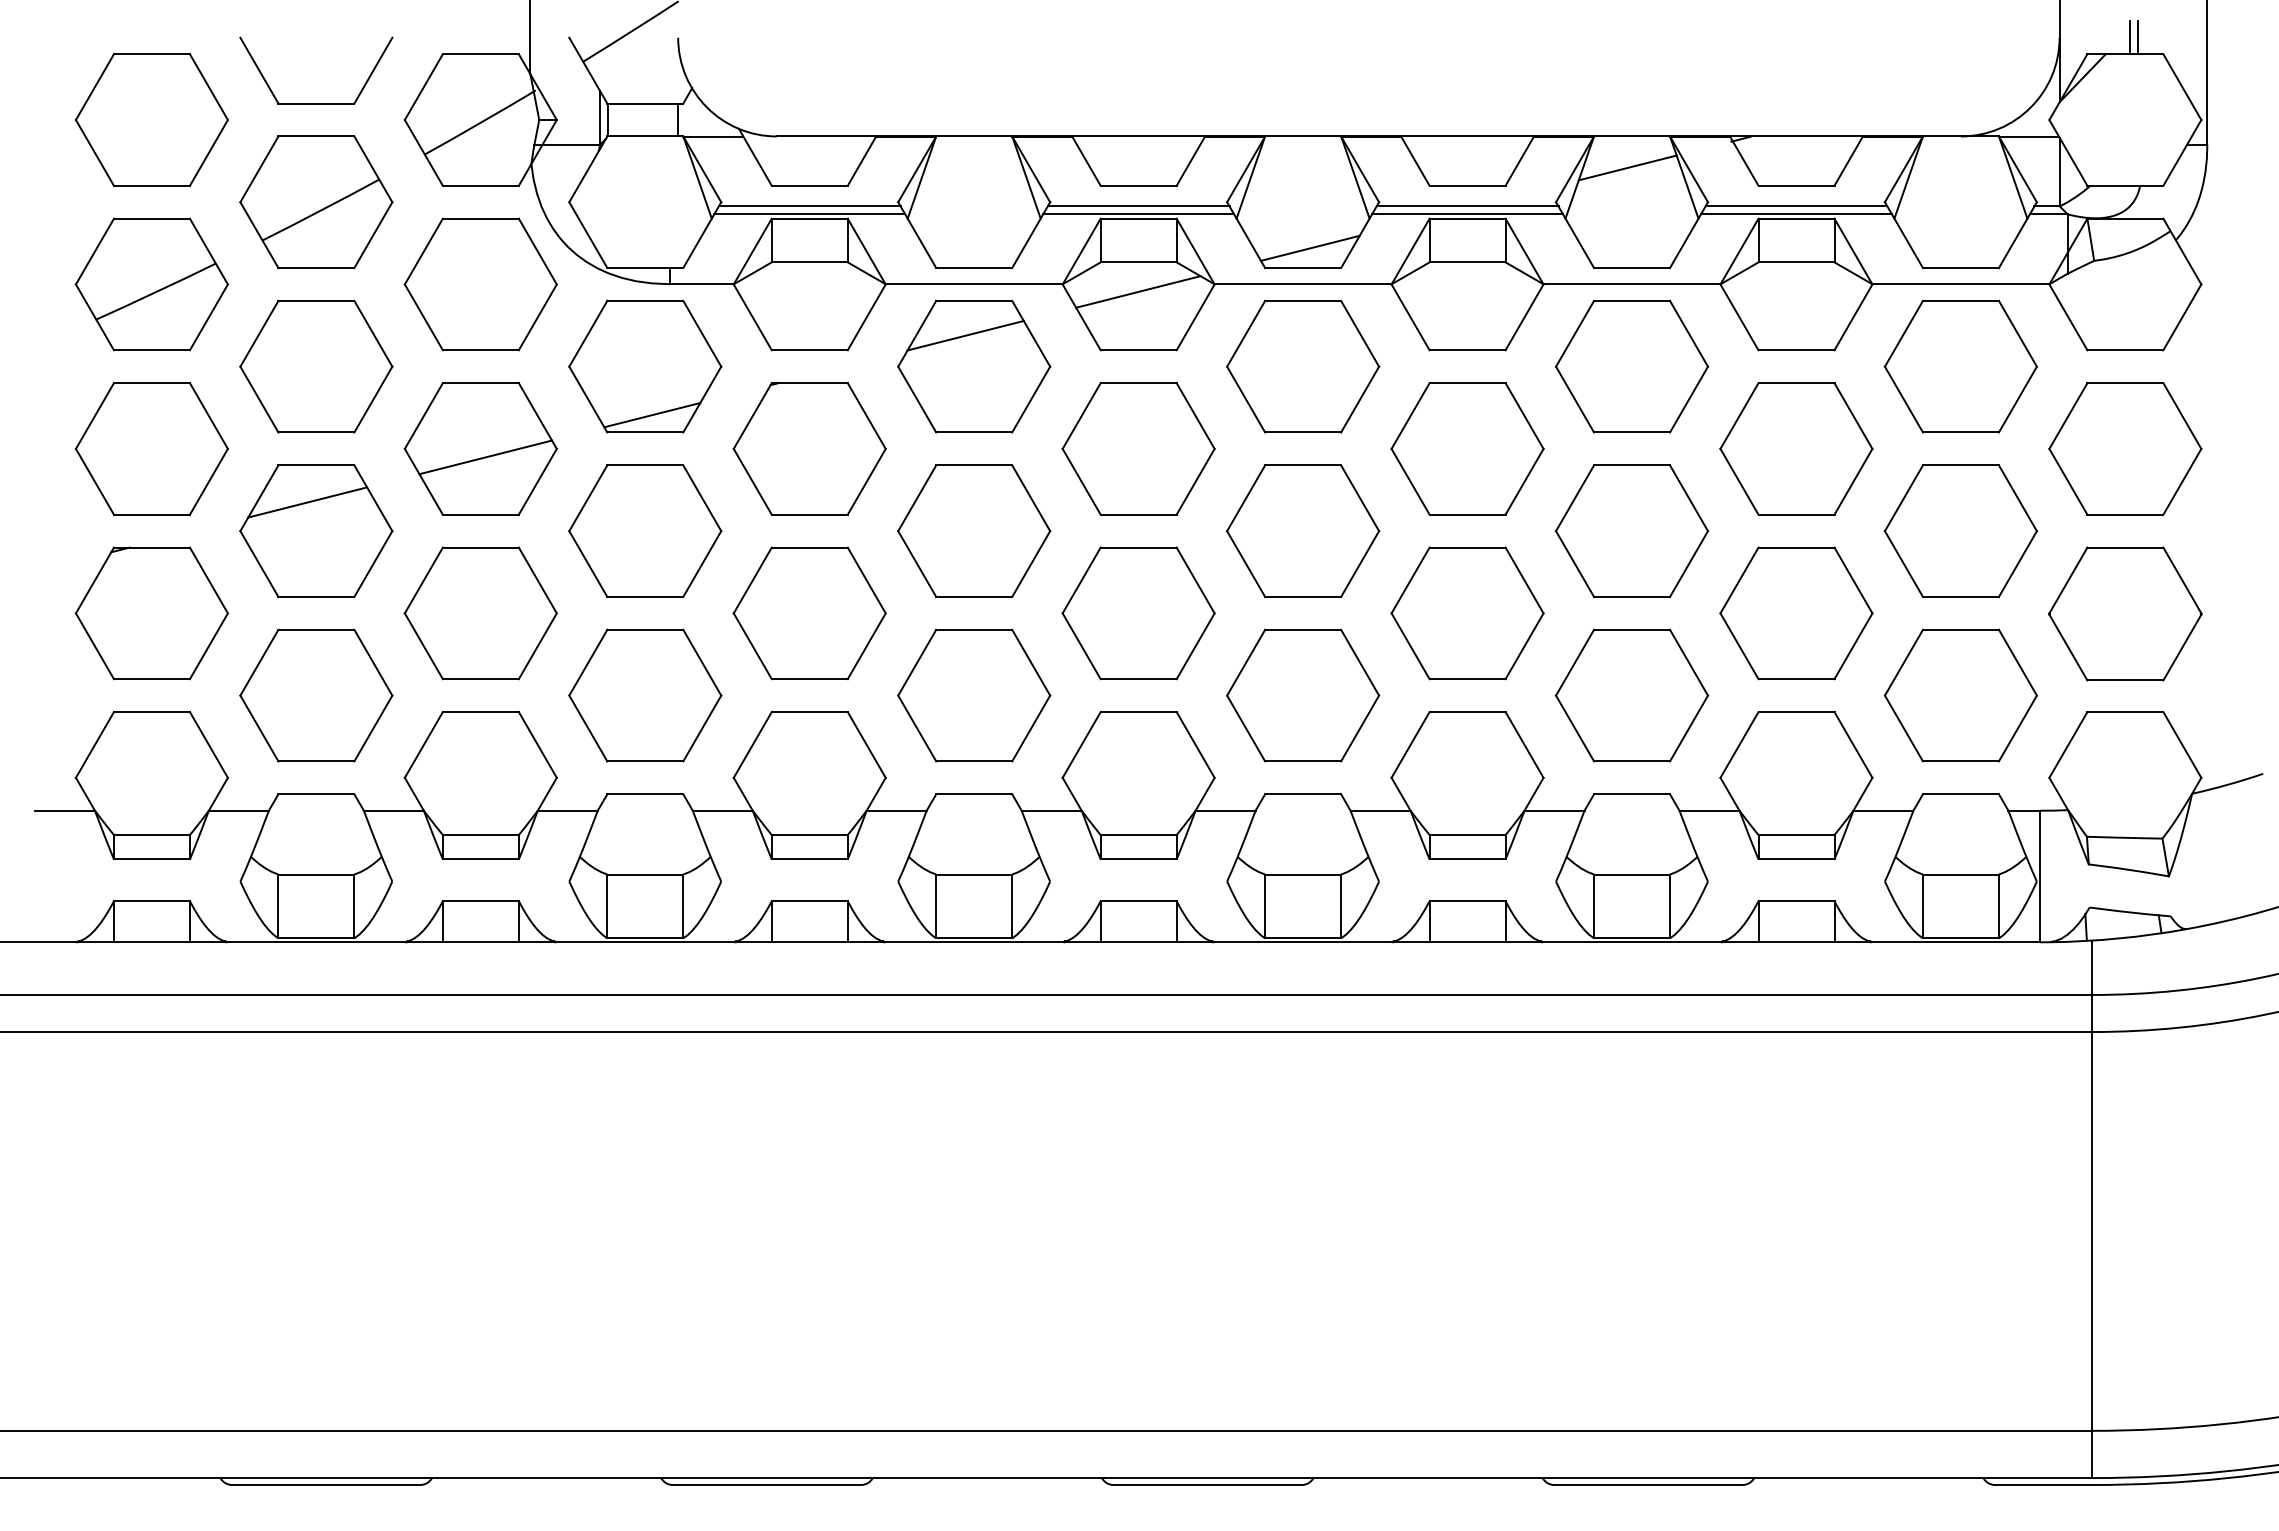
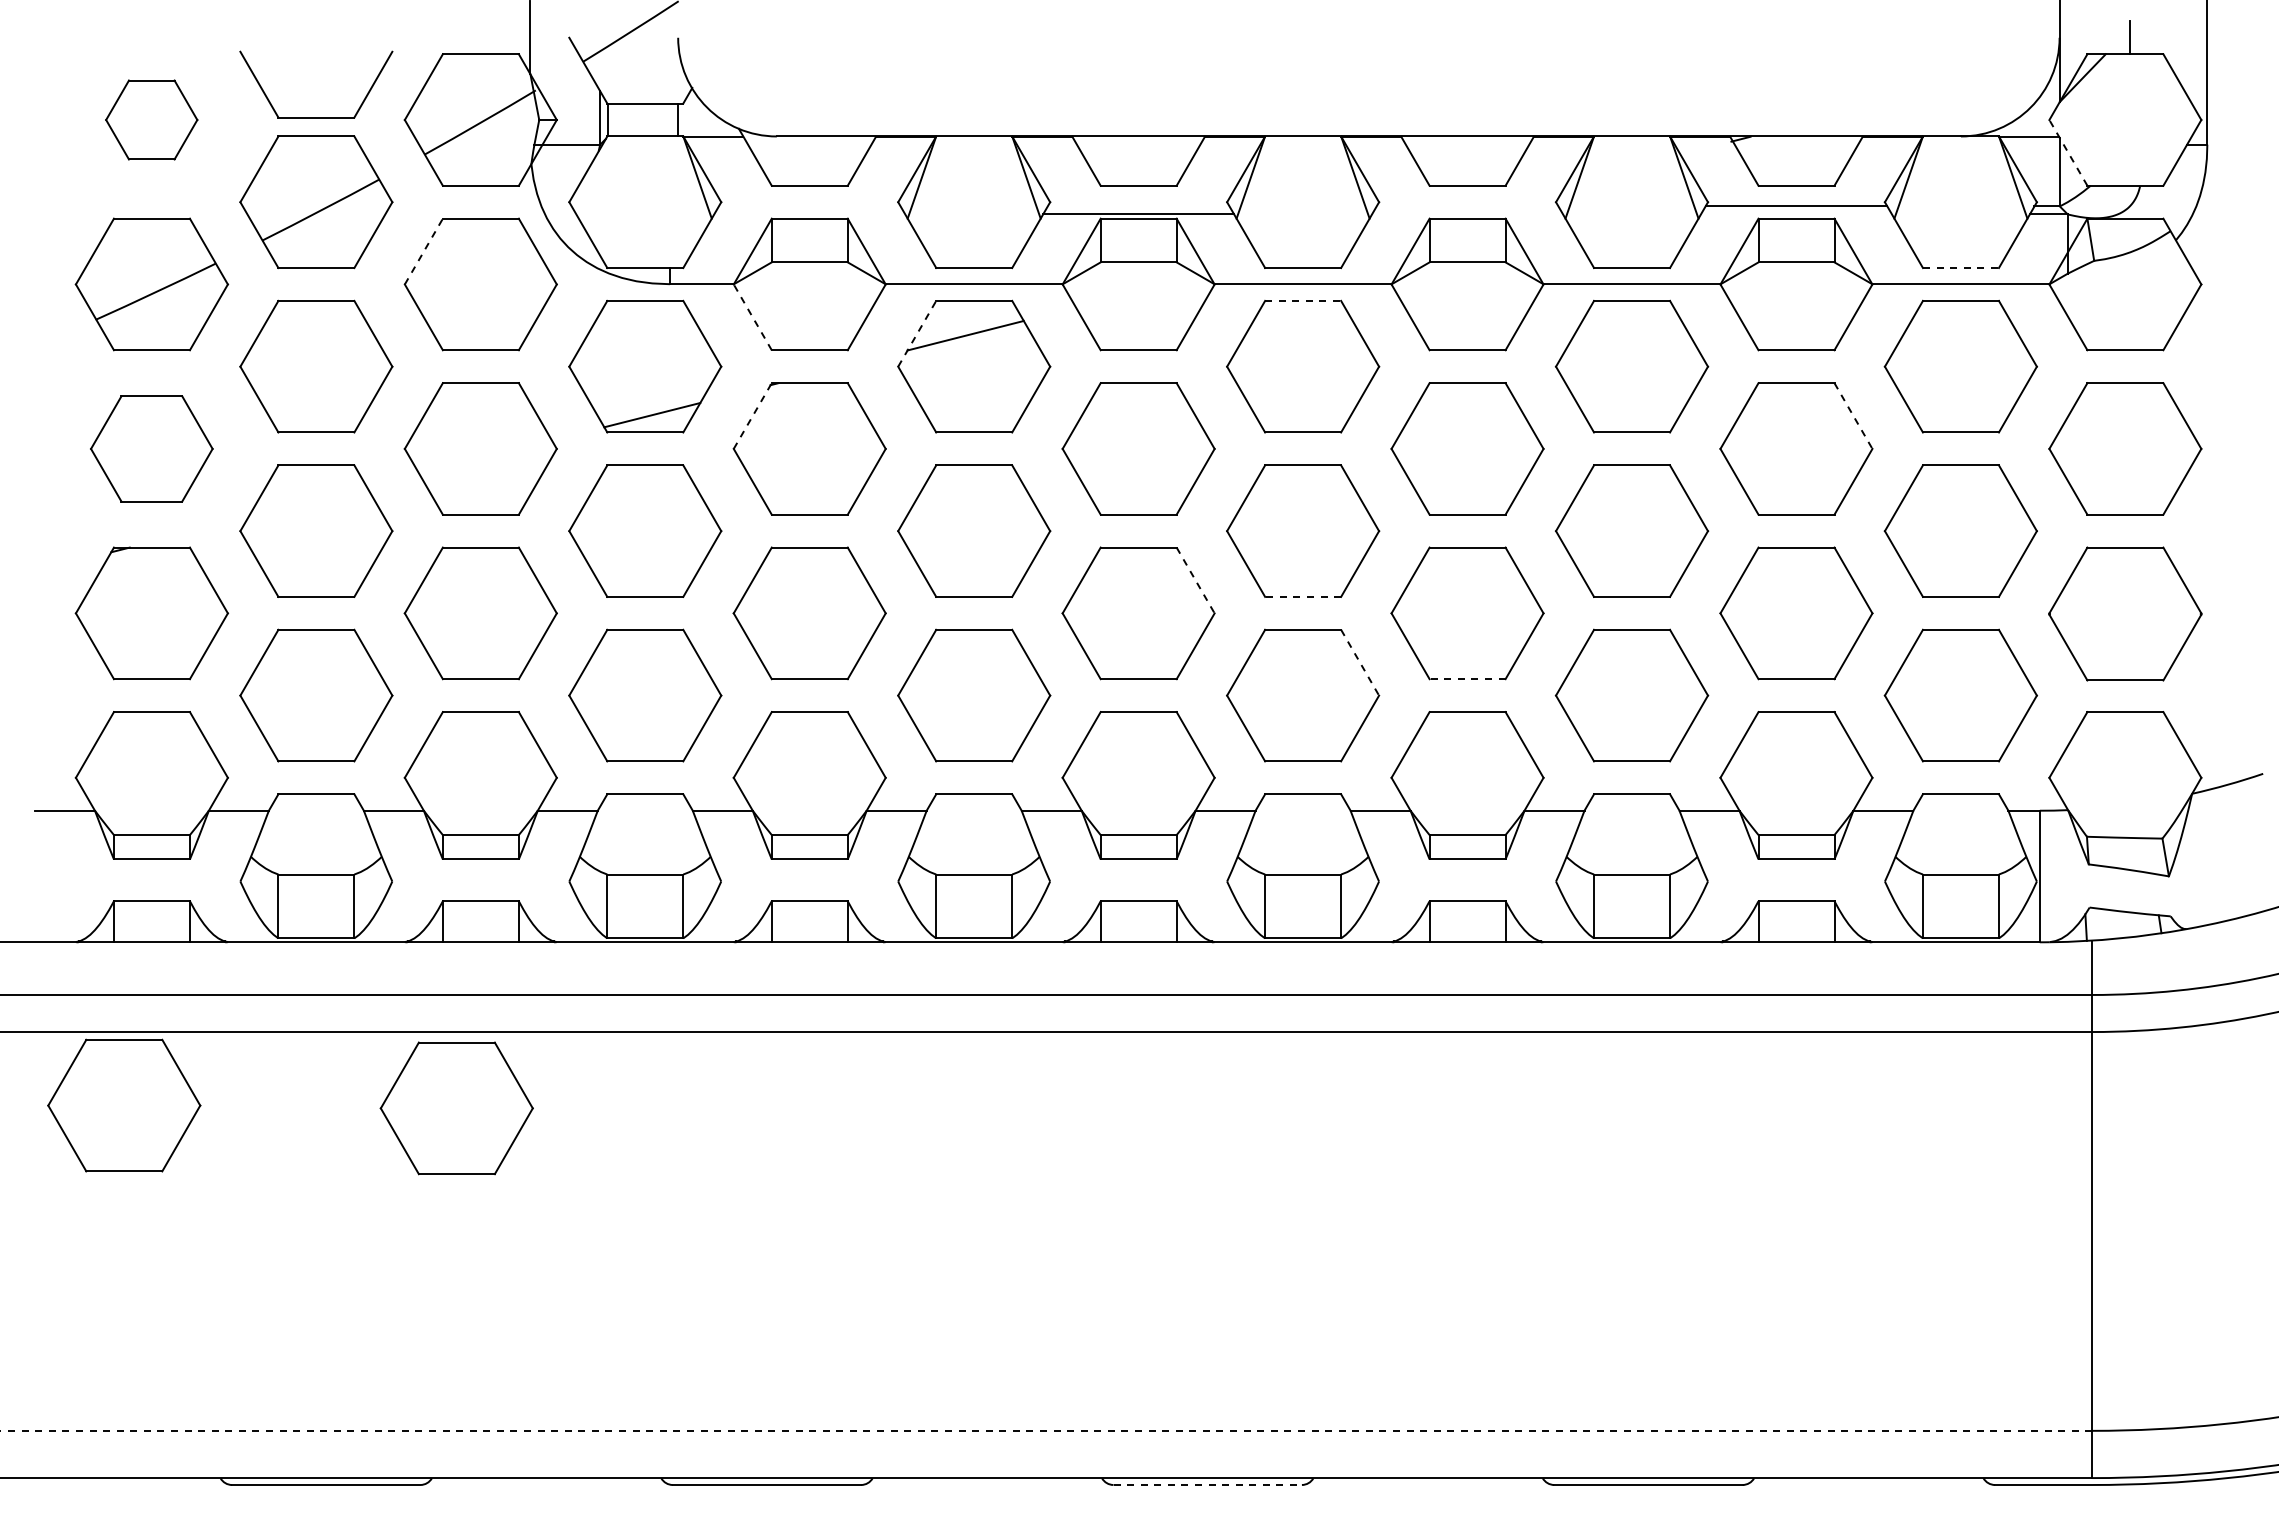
line: present -> none (2137, 37)
part position: (316, 103) -> (316, 117) (316, 117)
part size: 155x134 px -> 94x82 px (151, 119)
line: solid -> dashed (2068, 152)
line: present -> none (1627, 167)
line: present -> none (809, 206)
line: present -> none (1138, 206)
line: present -> none (1467, 206)
line: present -> none (809, 214)
line: present -> none (1467, 214)
line: present -> none (1796, 214)
line: present -> none (1310, 247)
line: solid -> dashed (423, 251)
line: solid -> dashed (1960, 268)
line: present -> none (1138, 291)
line: solid -> dashed (1303, 300)
line: solid -> dashed (752, 317)
line: solid -> dashed (917, 333)
line: solid -> dashed (752, 416)
line: solid -> dashed (1853, 416)
part size: 155x134 px -> 124x108 px (151, 448)
line: present -> none (485, 457)
line: present -> none (307, 502)
line: solid -> dashed (1195, 580)
line: solid -> dashed (1303, 596)
line: solid -> dashed (1360, 662)
line: solid -> dashed (1467, 679)
part: none -> present (124, 1105)
part: none -> present (456, 1108)
line: solid -> dashed (1046, 1430)
line: solid -> dashed (1208, 1484)
